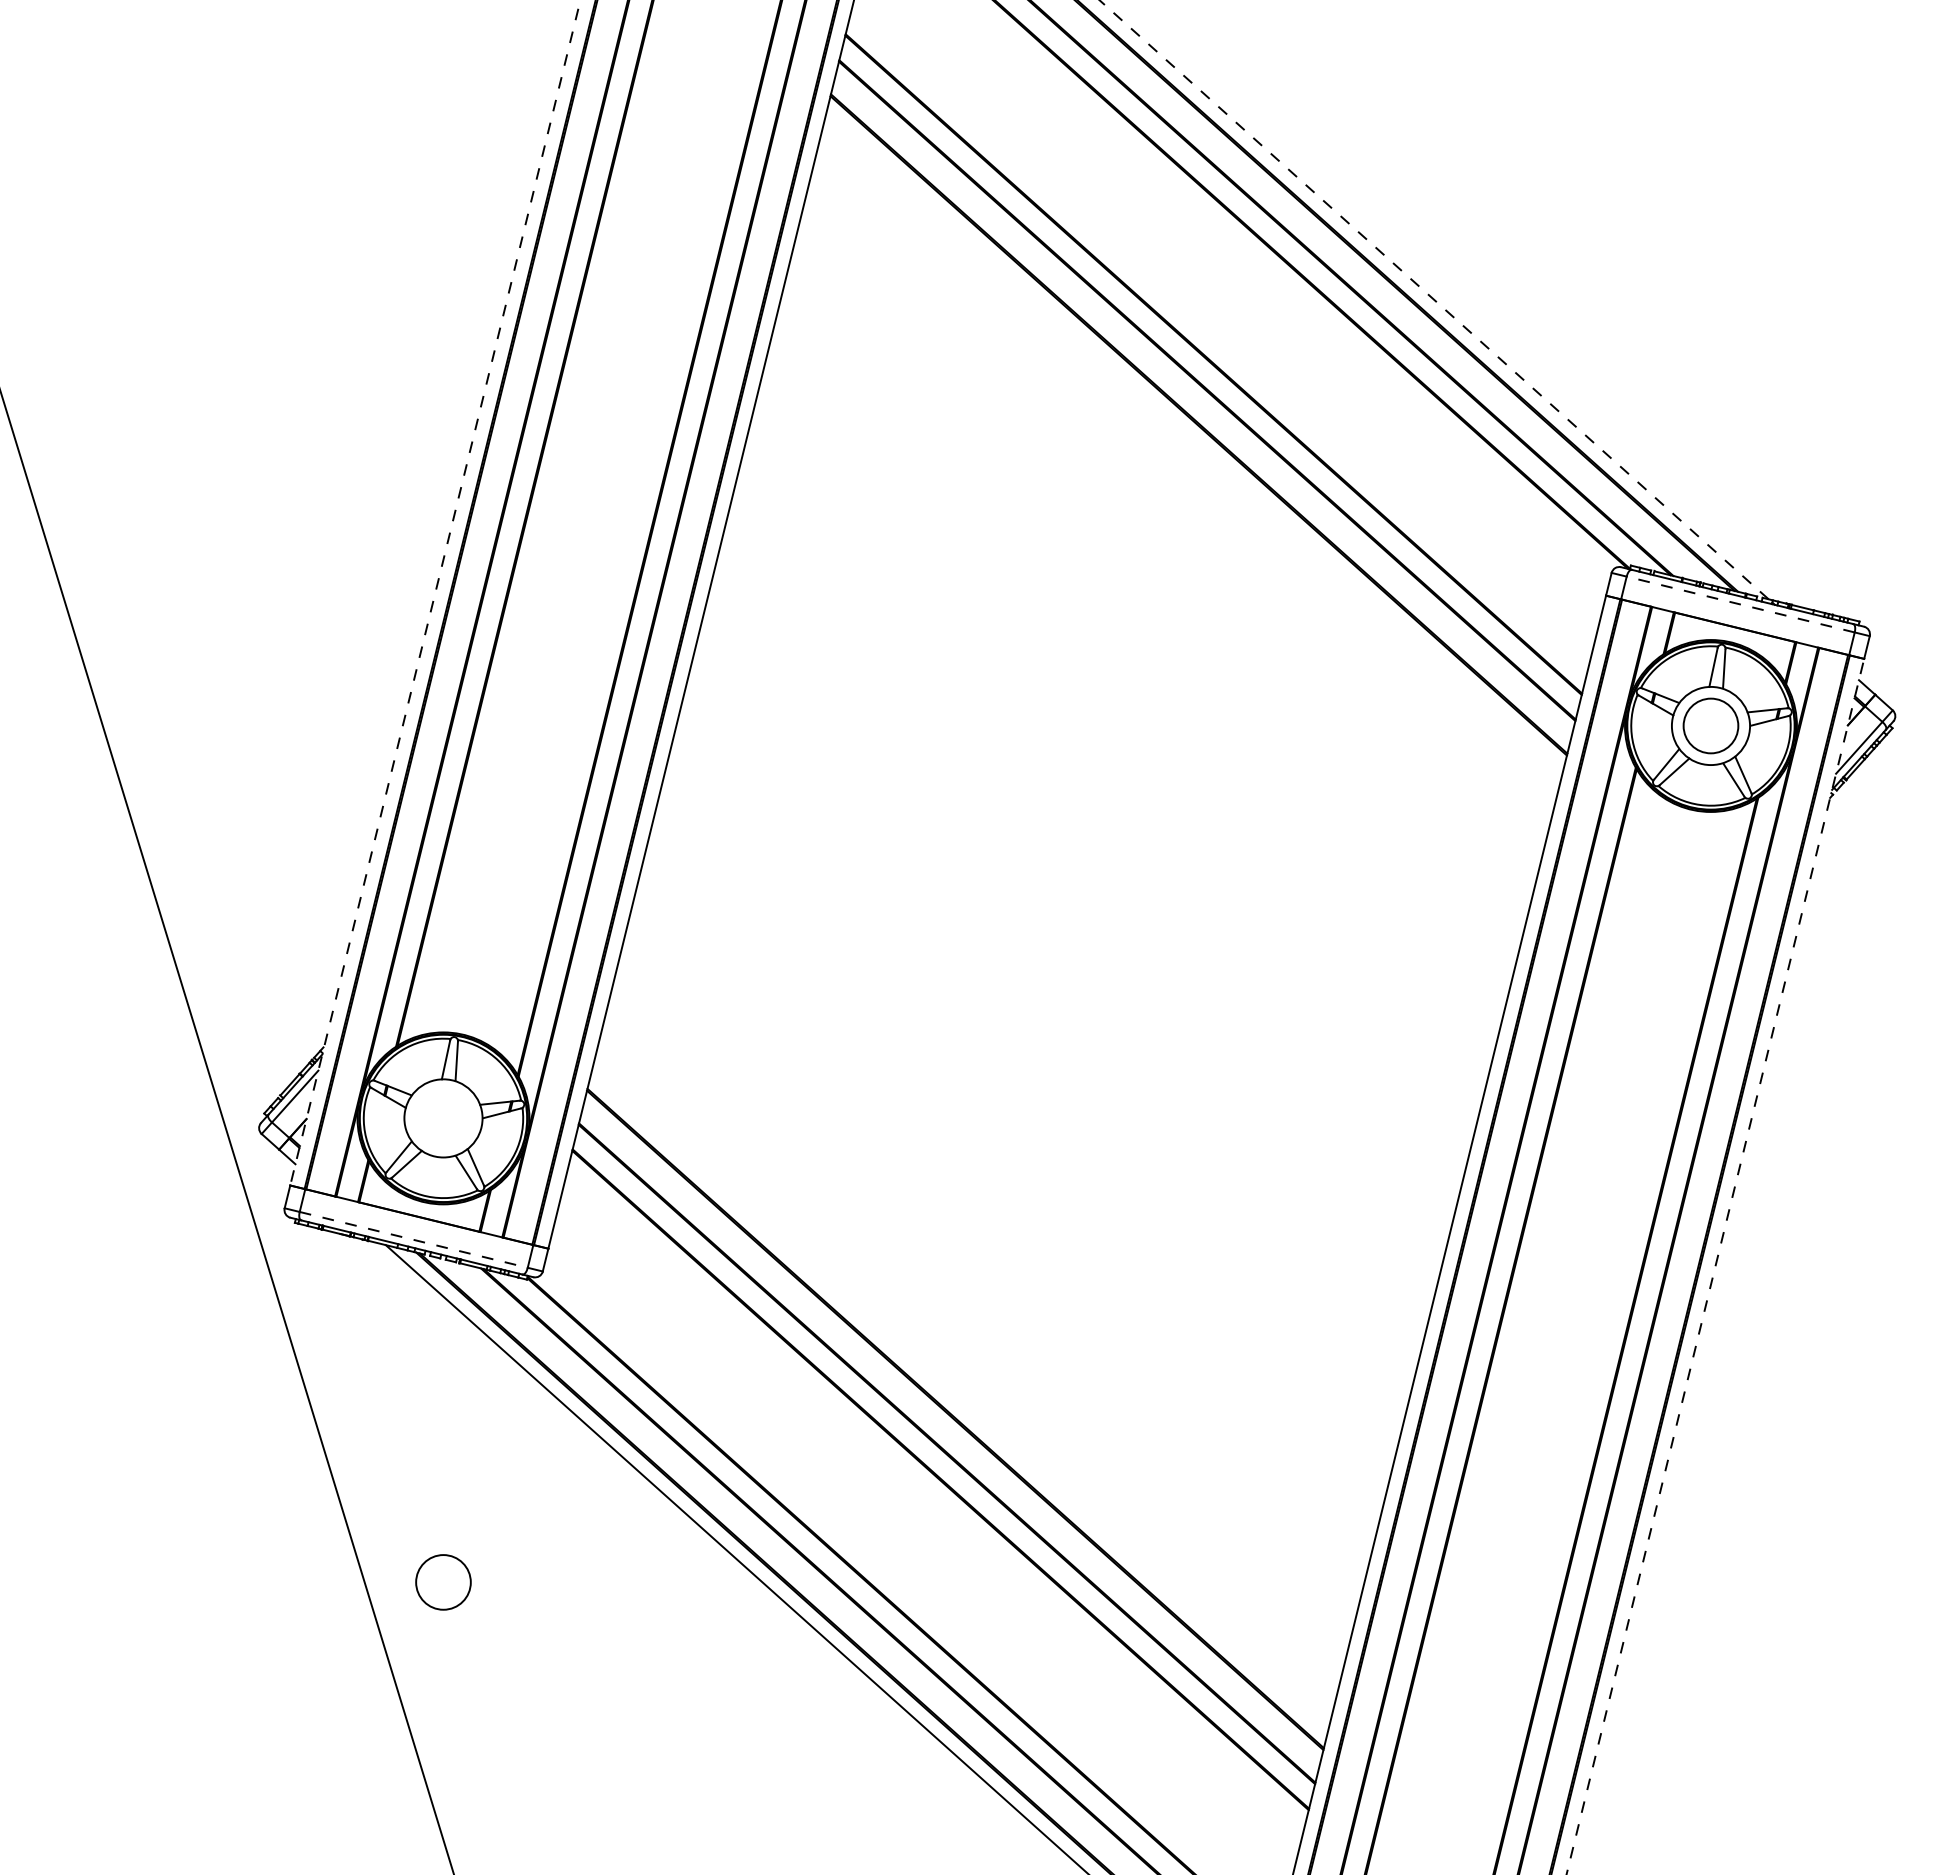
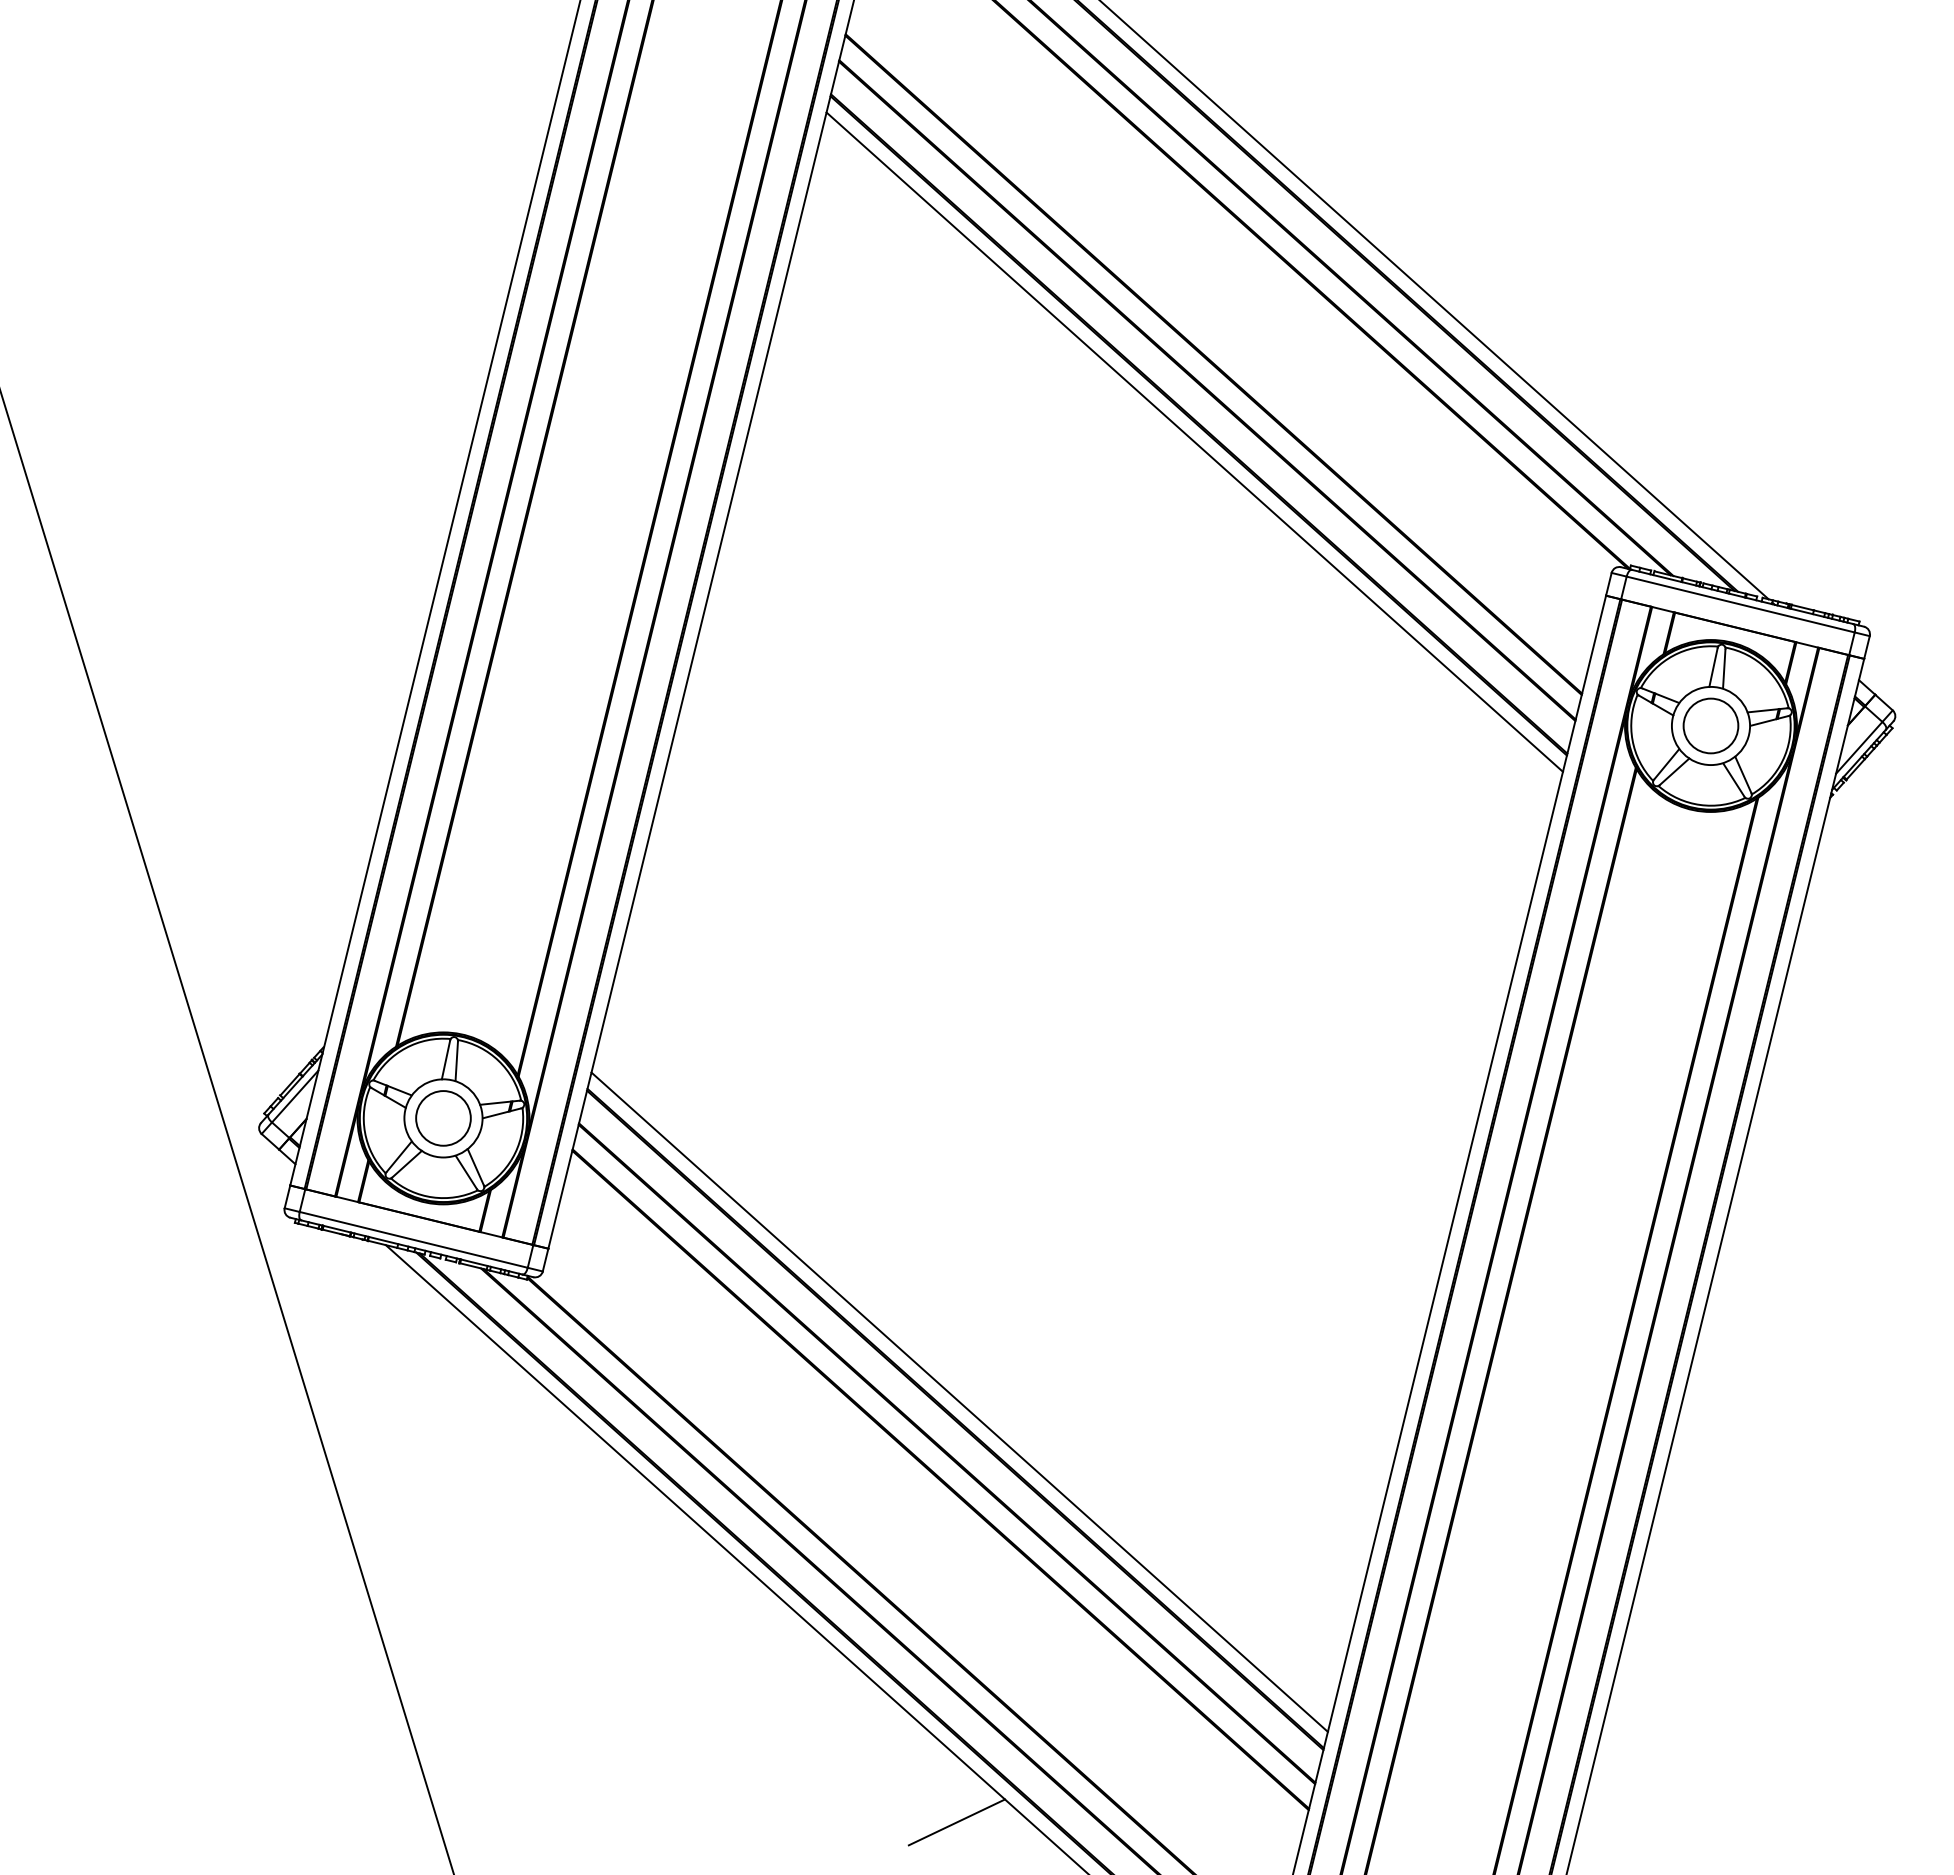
line: dashed -> solid (1434, 299)
line: none -> present (1194, 441)
line: dashed -> solid (435, 593)
line: dashed -> solid (1740, 604)
line: dashed -> solid (414, 1240)
line: dashed -> solid (1715, 1266)
line: none -> present (959, 1401)
circle position: (443, 1582) -> (443, 1118) (443, 1118)
line: none -> present (956, 1822)
